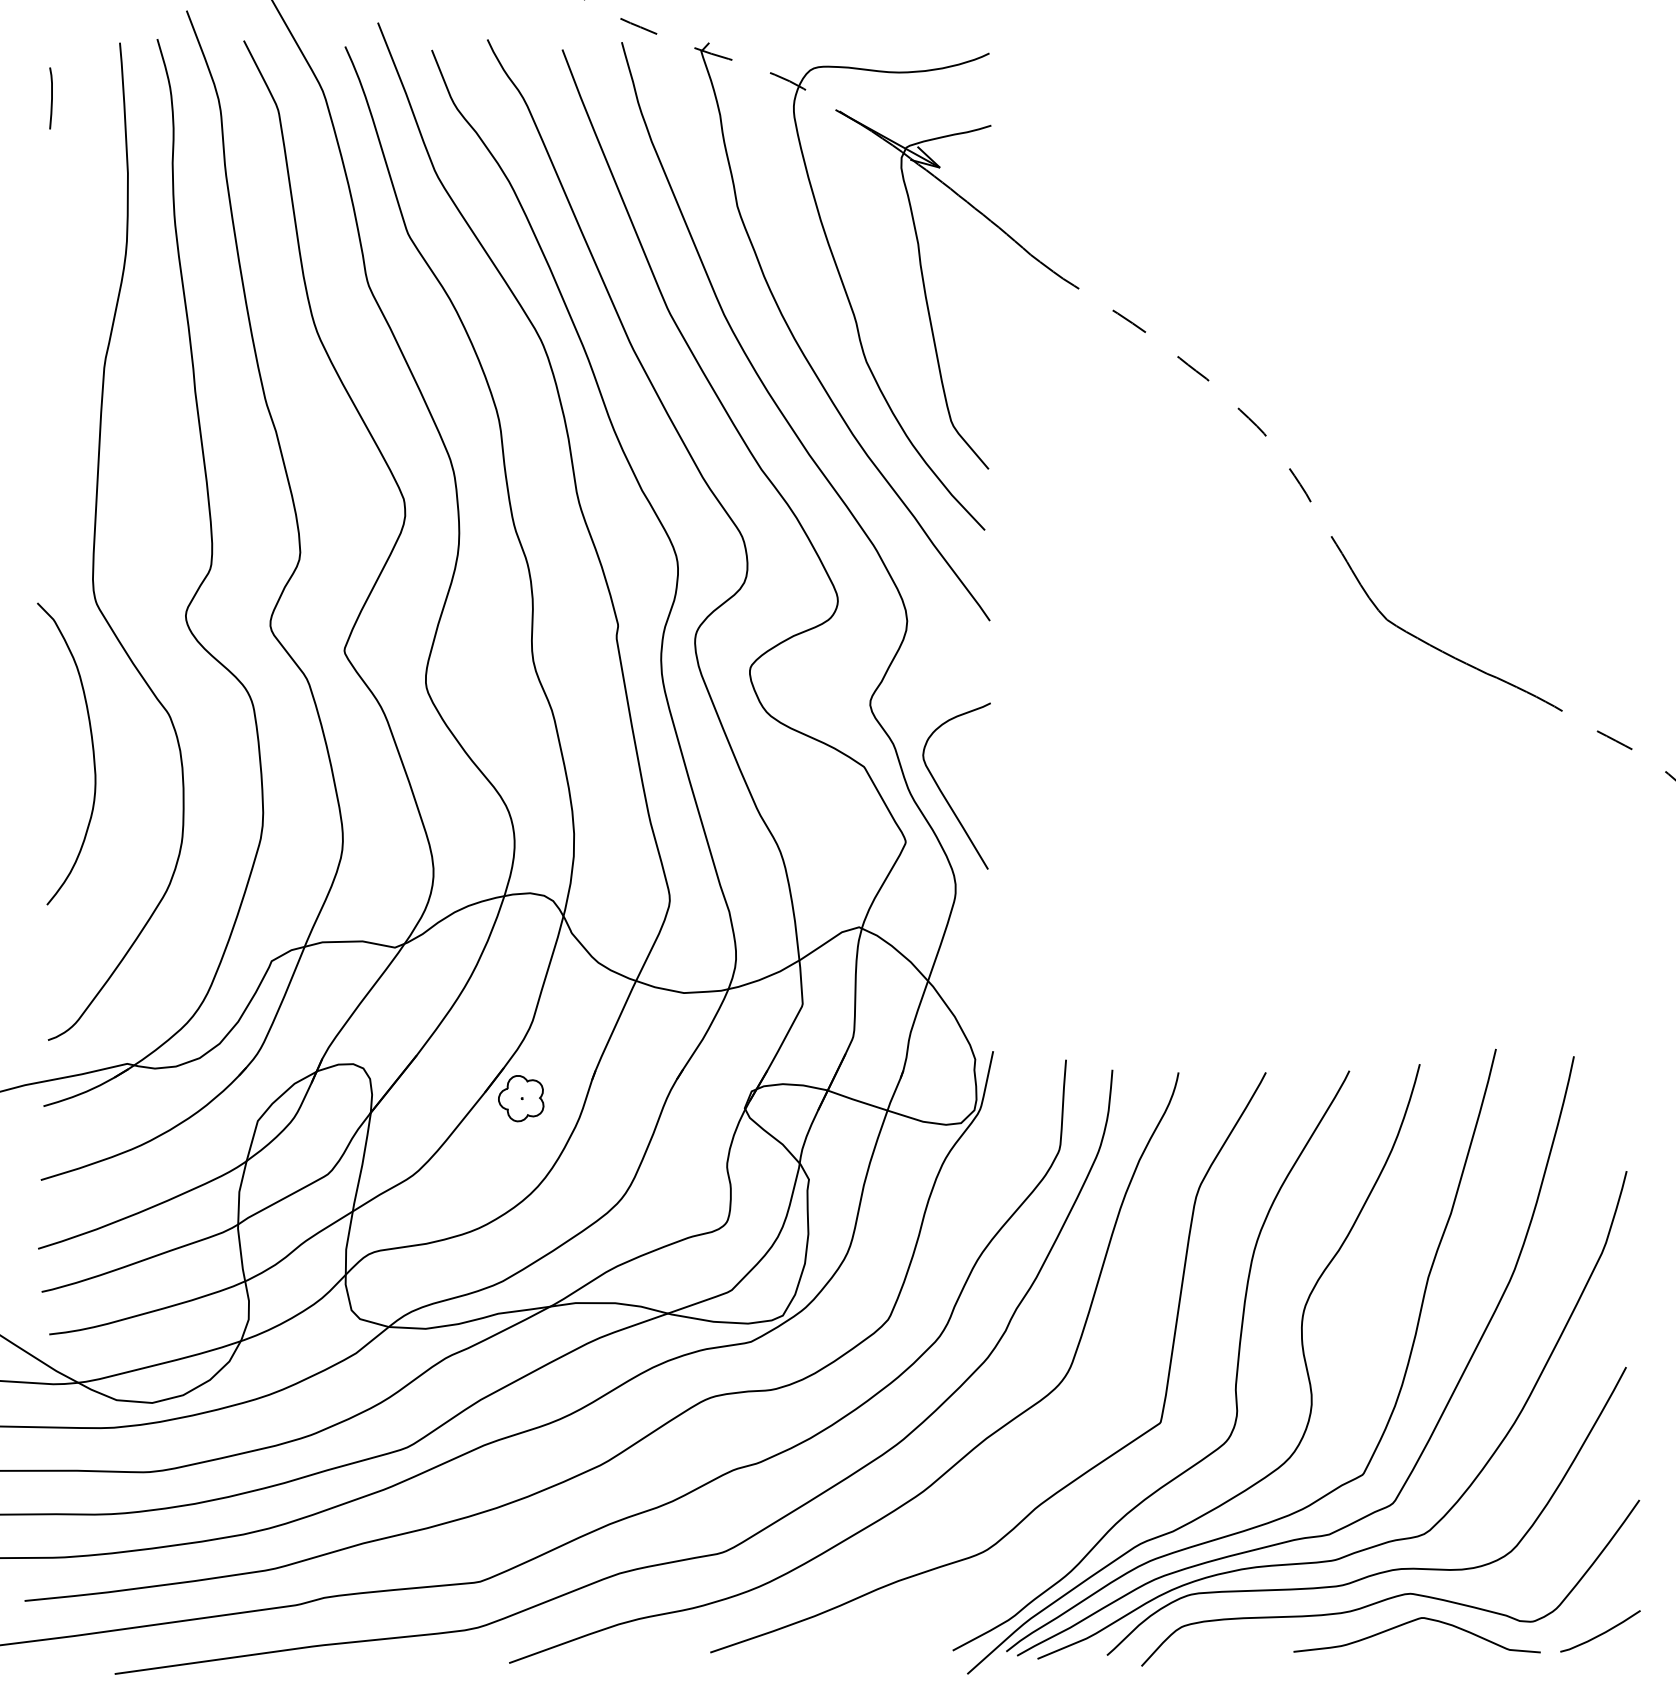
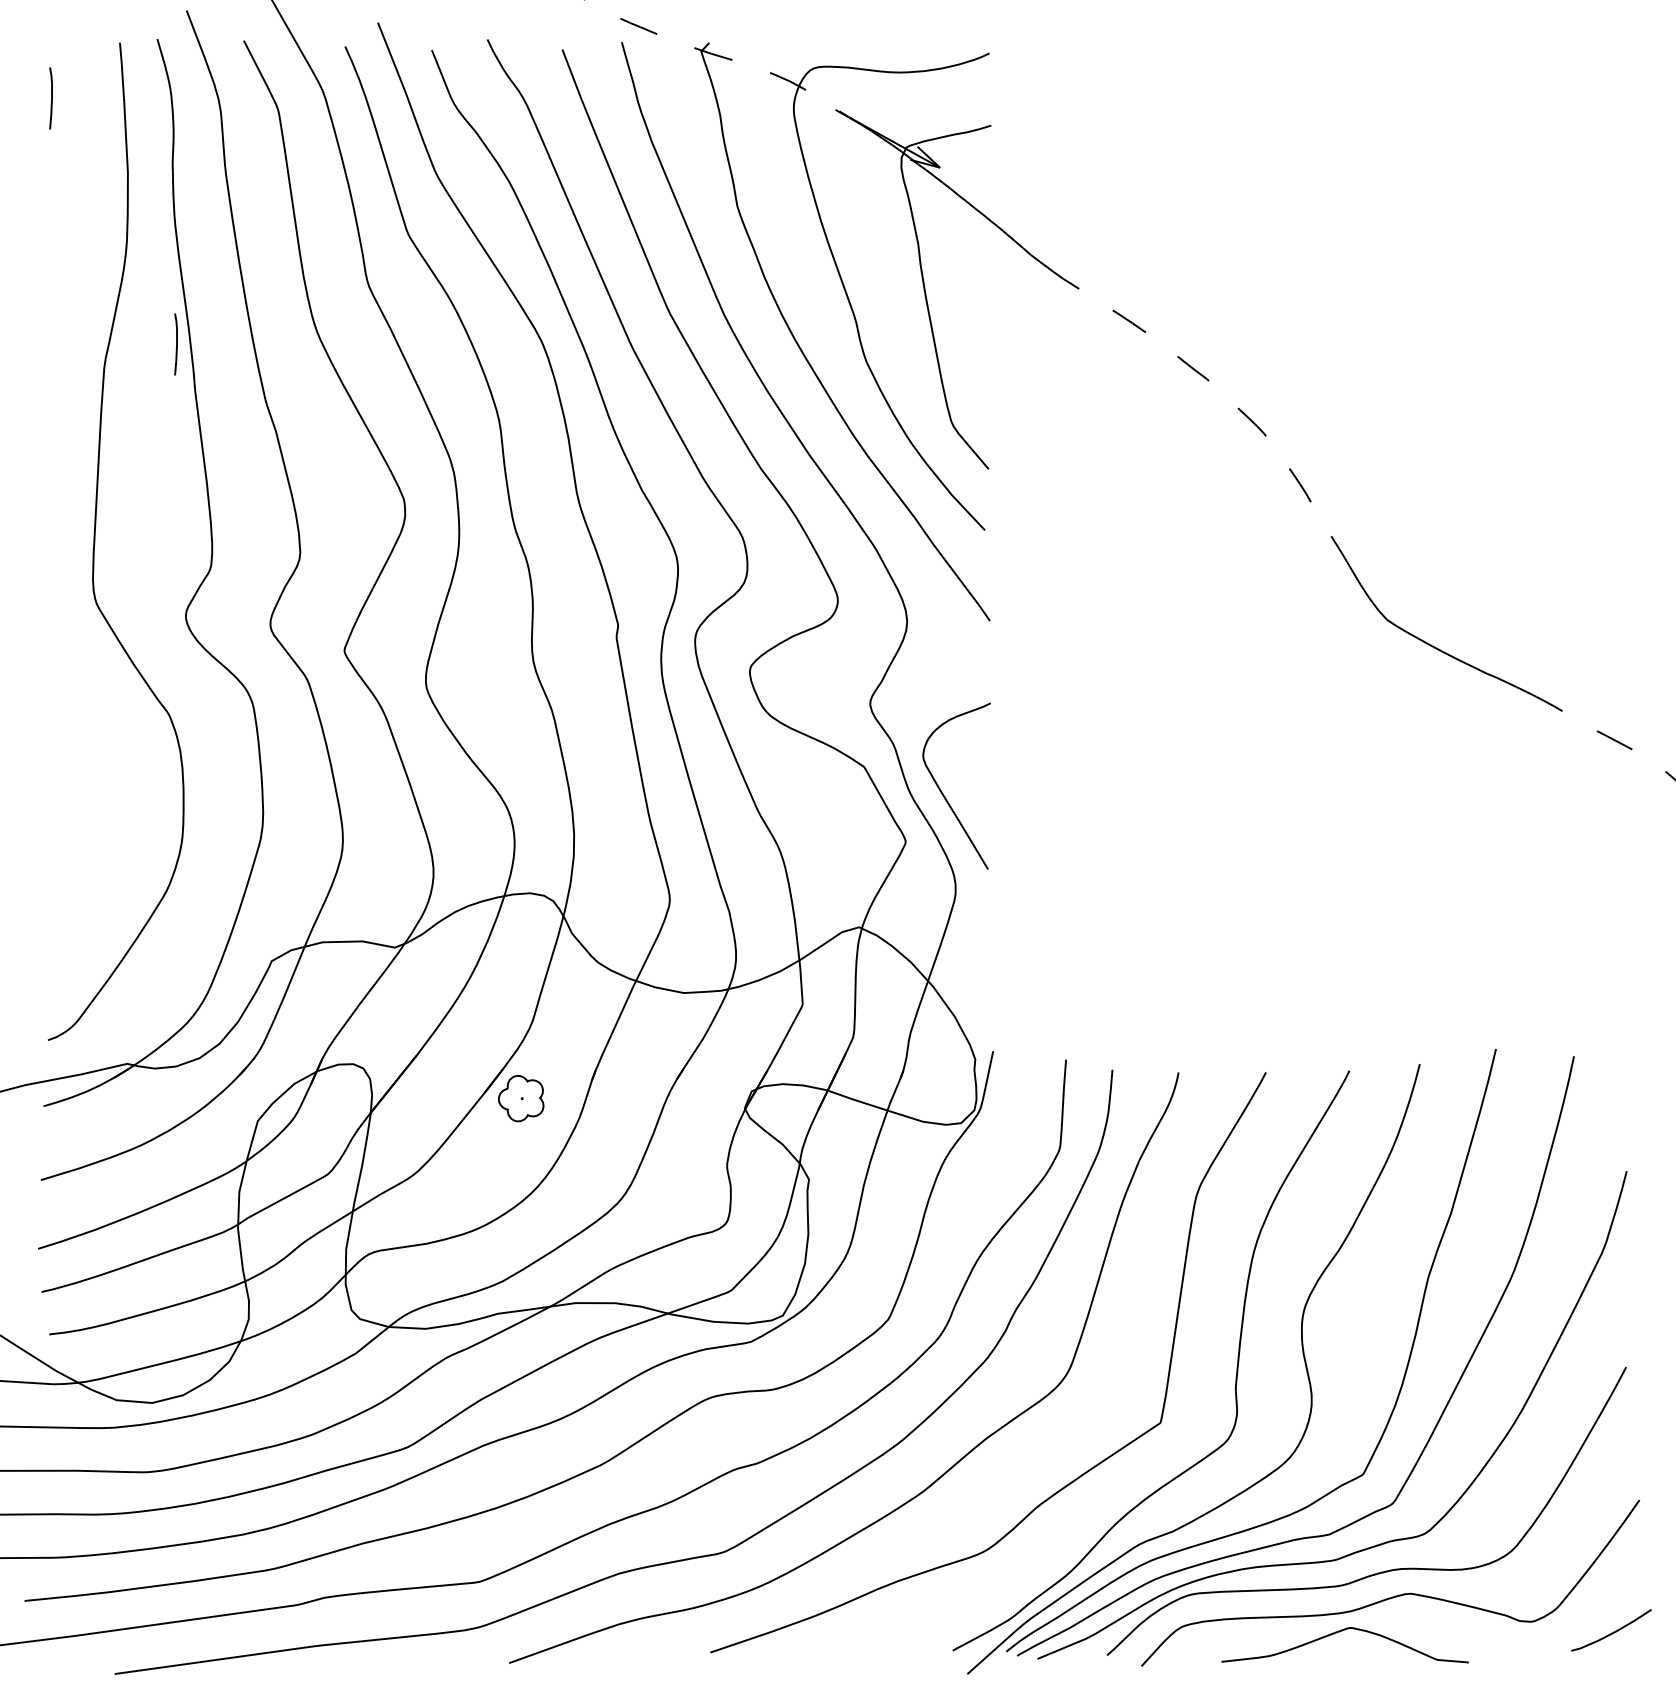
curve: none -> present (176, 344)
curve: present -> none (92, 753)
curve position: (1411, 1622) -> (1339, 1632) (1339, 1632)
curve position: (1600, 1633) -> (1611, 1632) (1611, 1632)
